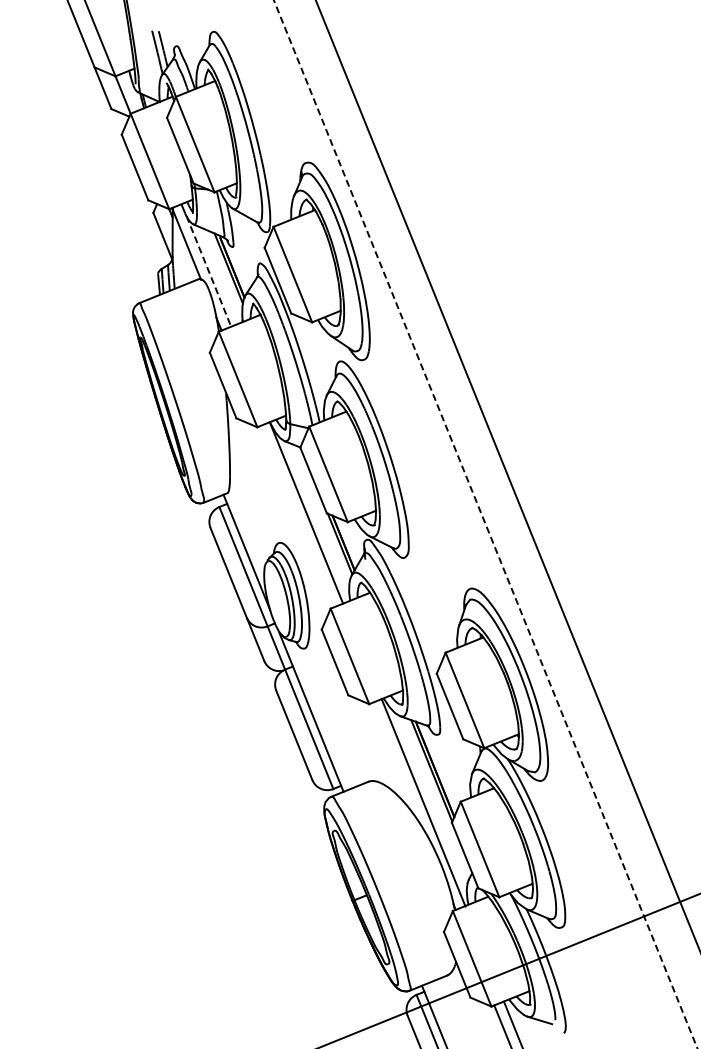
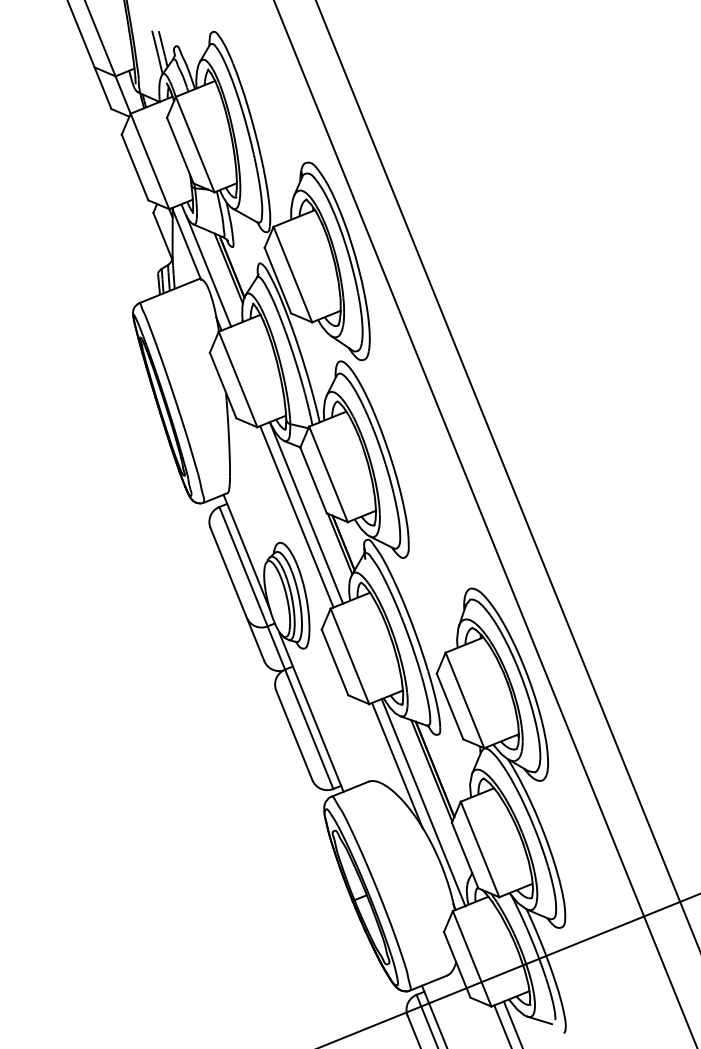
line: dashed -> solid (208, 271)
line: none -> present (296, 516)
line: dashed -> solid (485, 524)
line: none -> present (397, 765)
